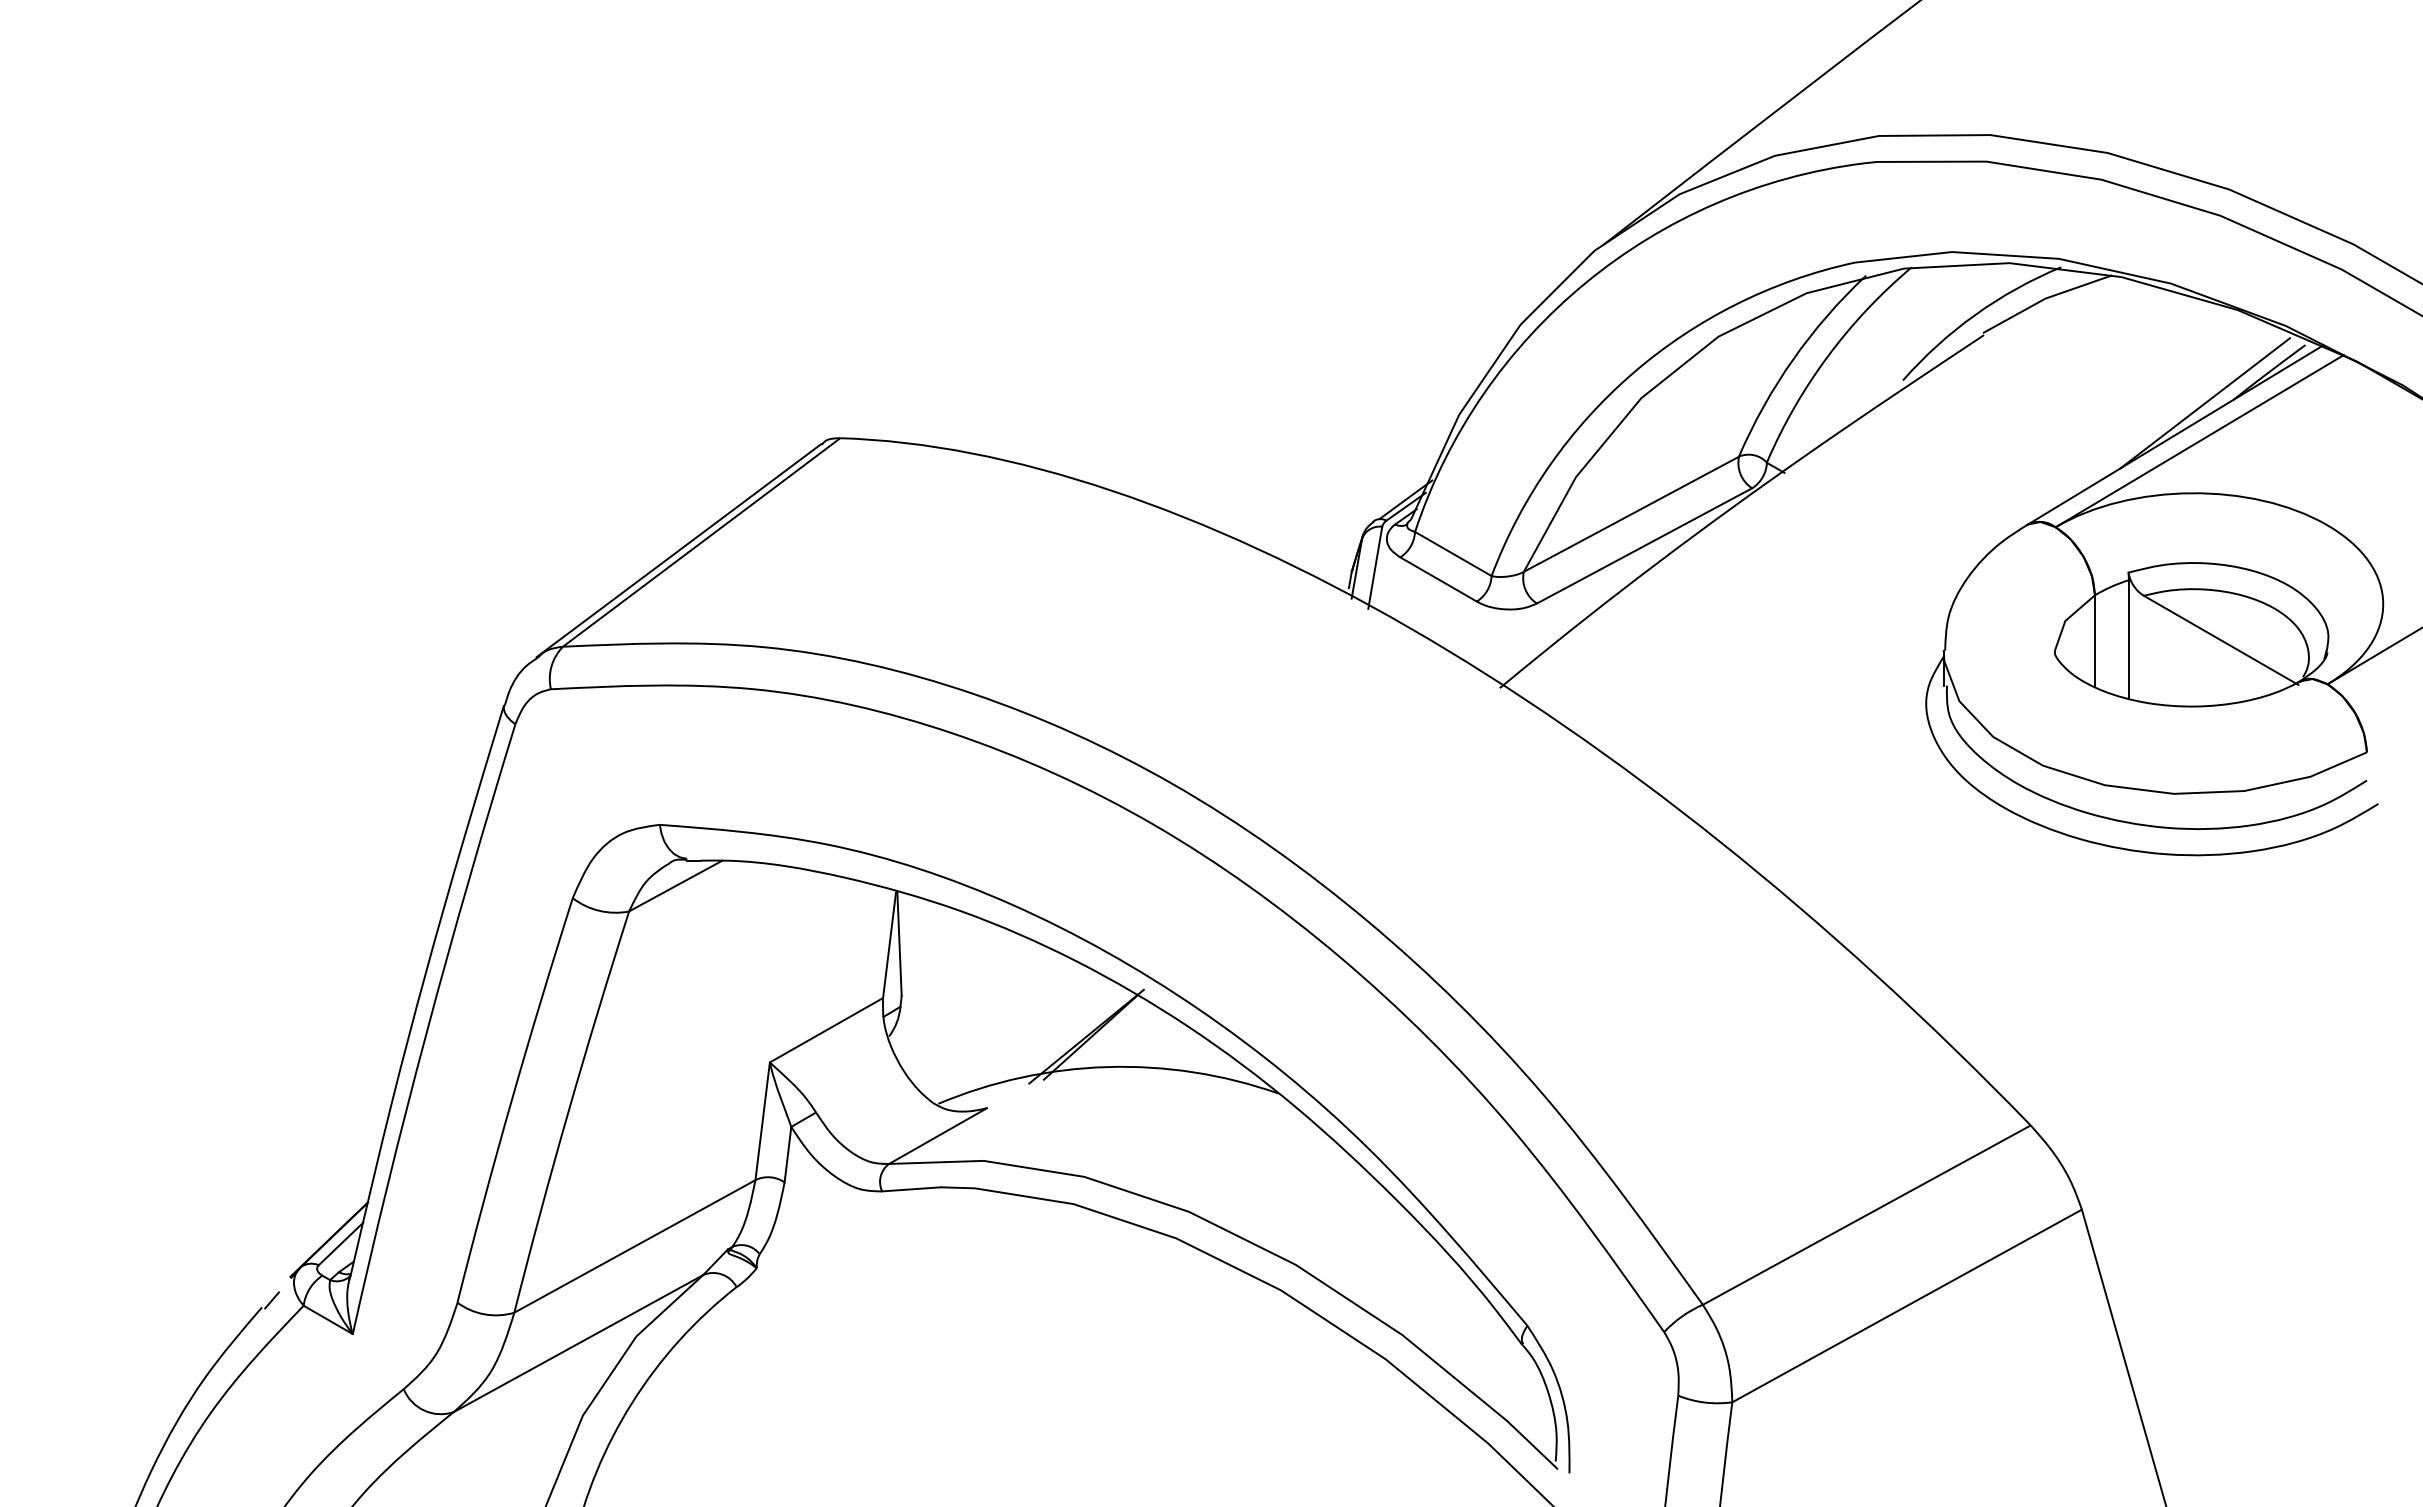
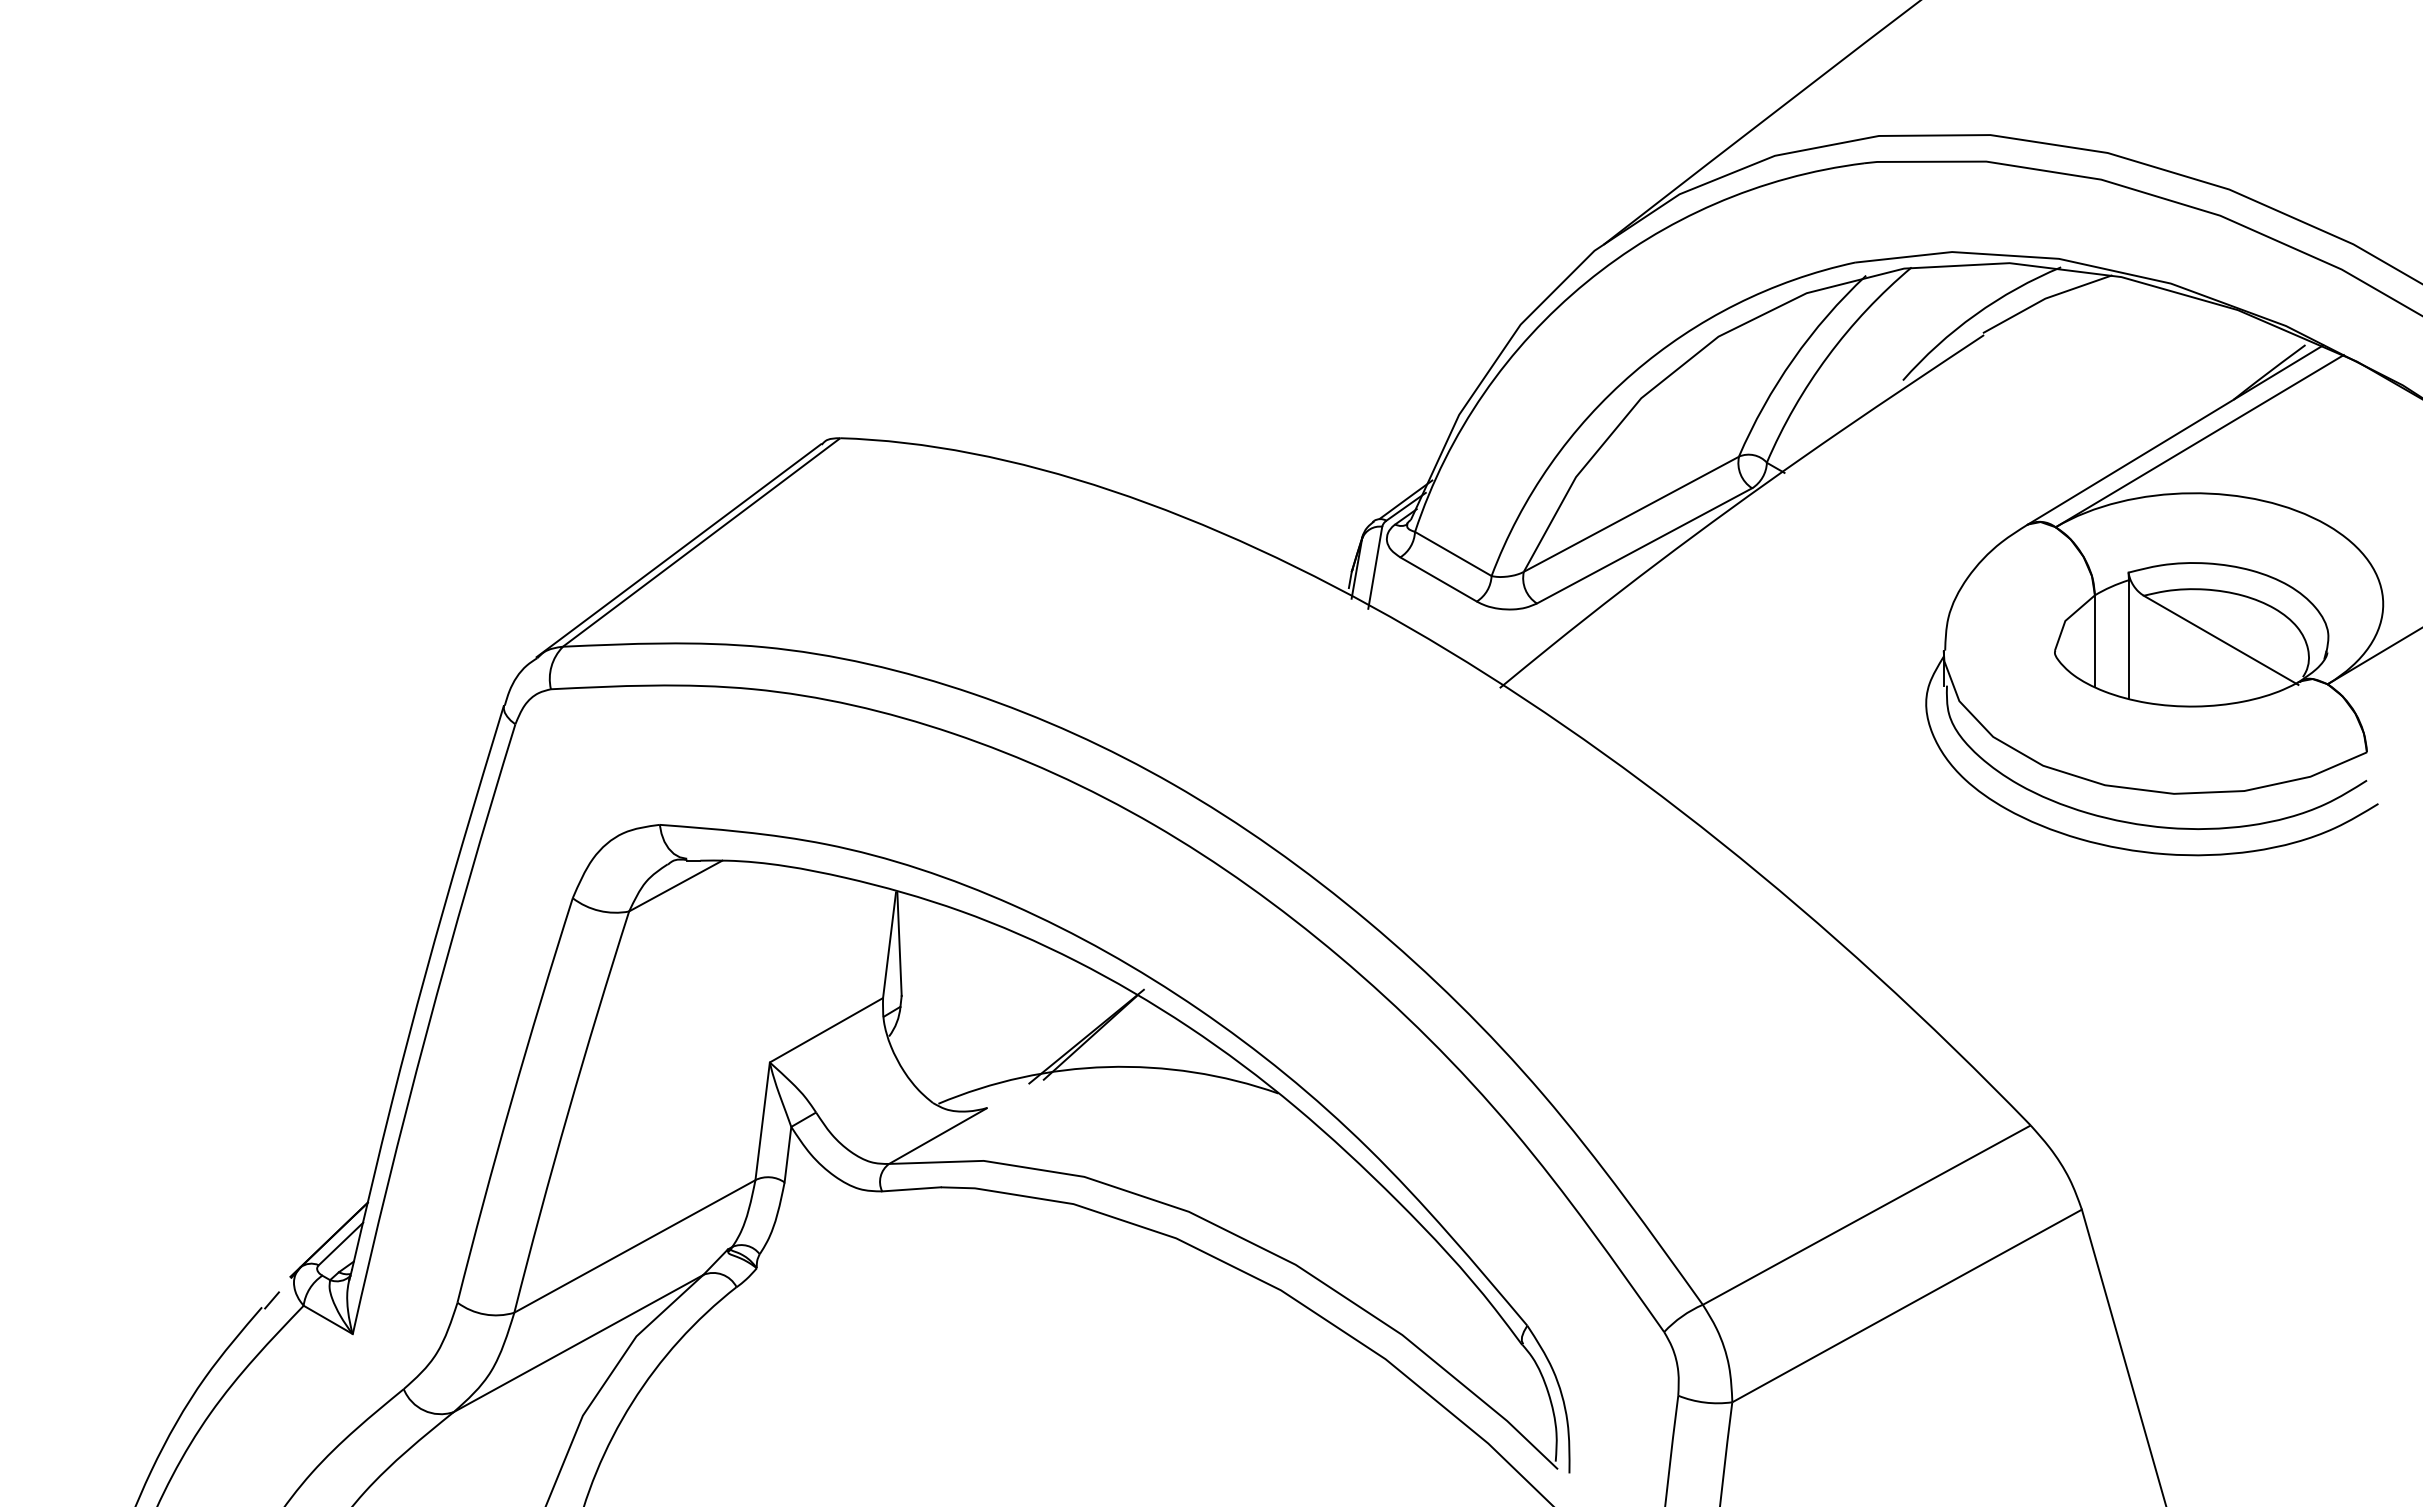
line: present -> none (2204, 403)
